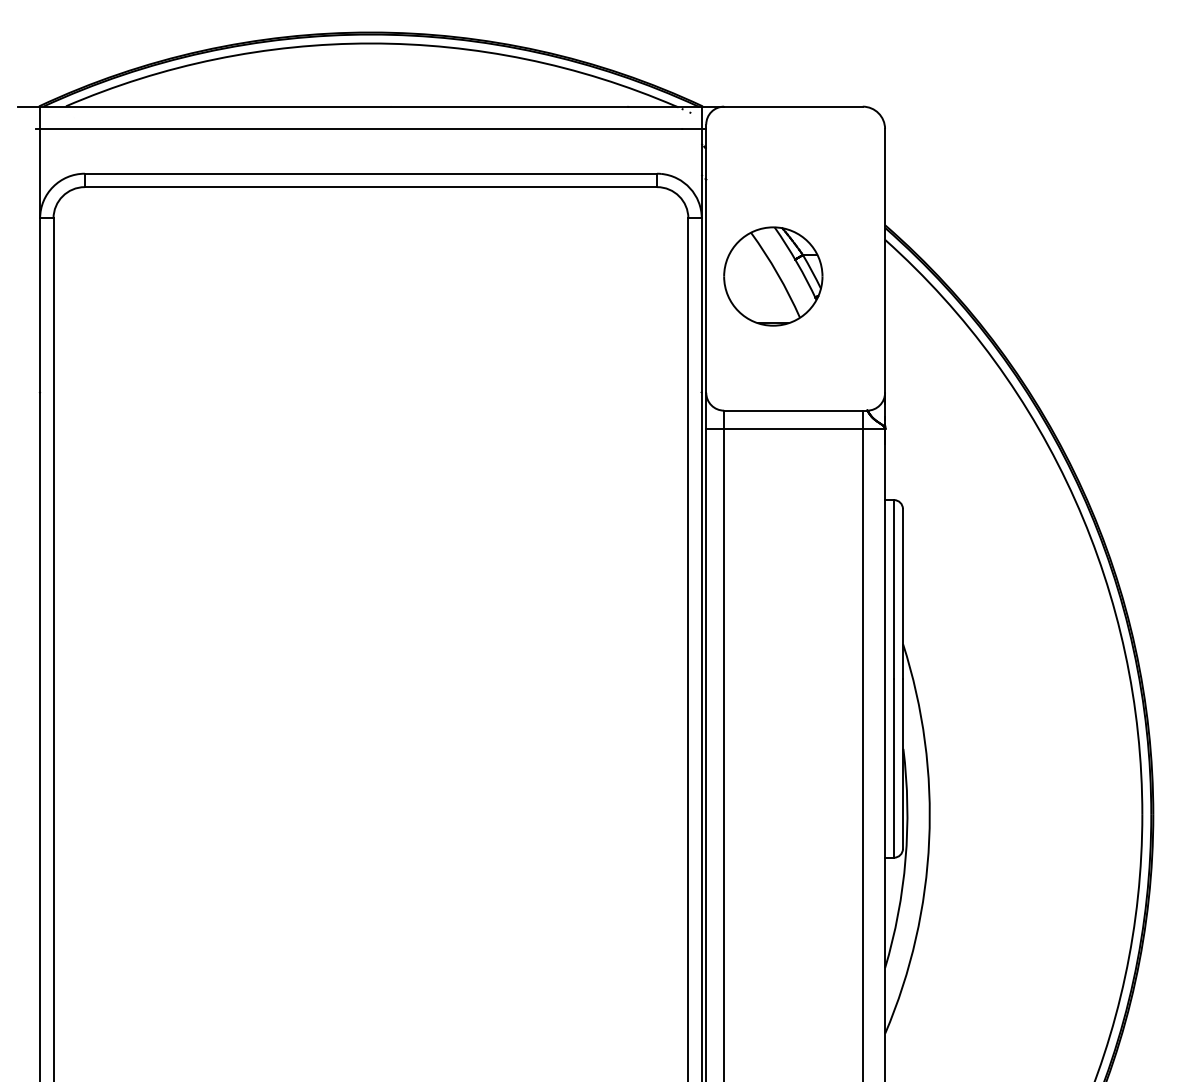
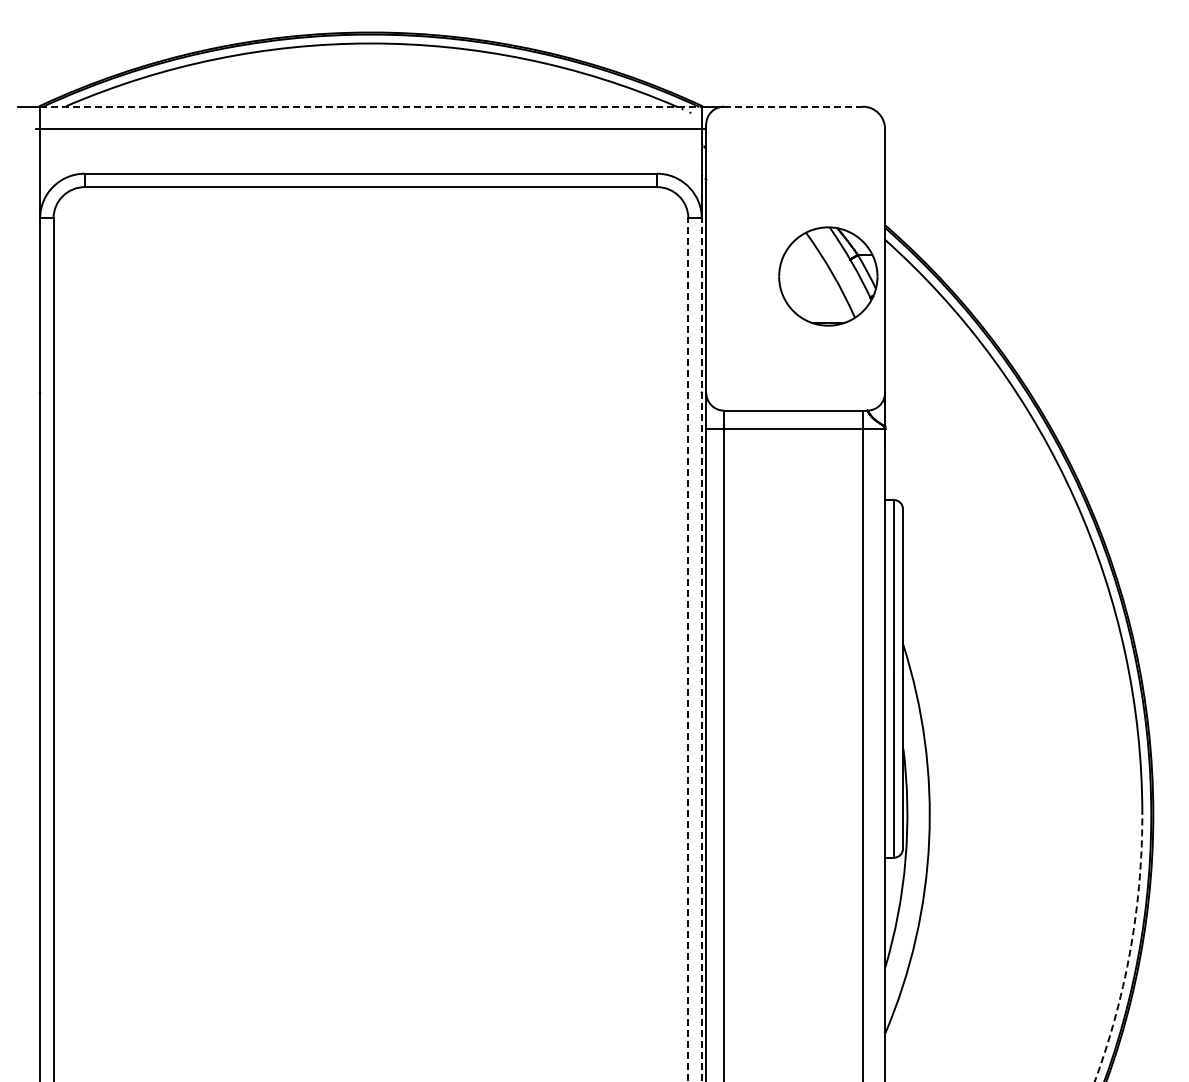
line: solid -> dashed (370, 106)
line: solid -> dashed (792, 106)
part position: (773, 276) -> (828, 276) (828, 276)
line: solid -> dashed (688, 649)
line: solid -> dashed (701, 649)
arc: solid -> dashed (1130, 951)
